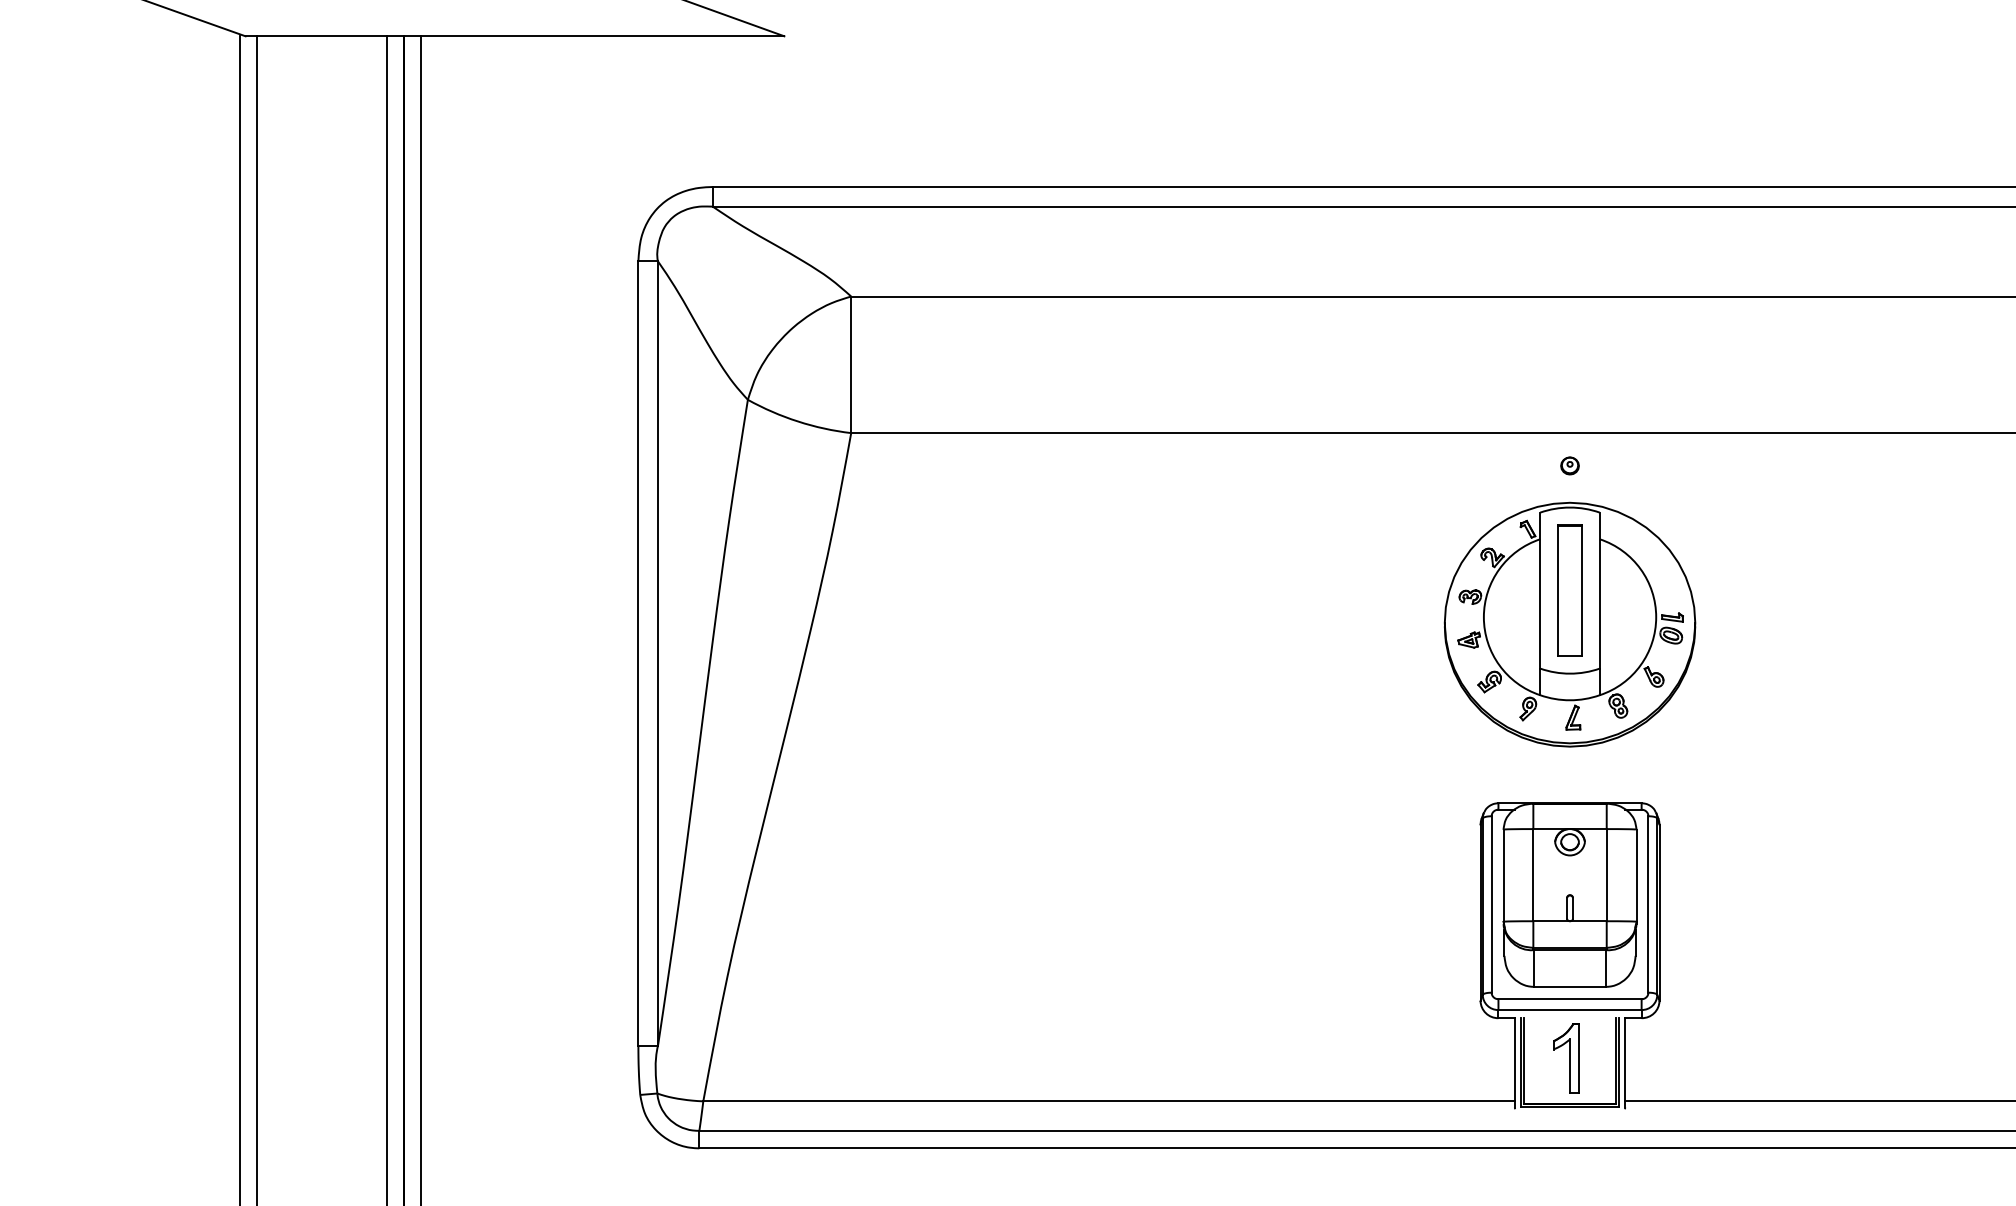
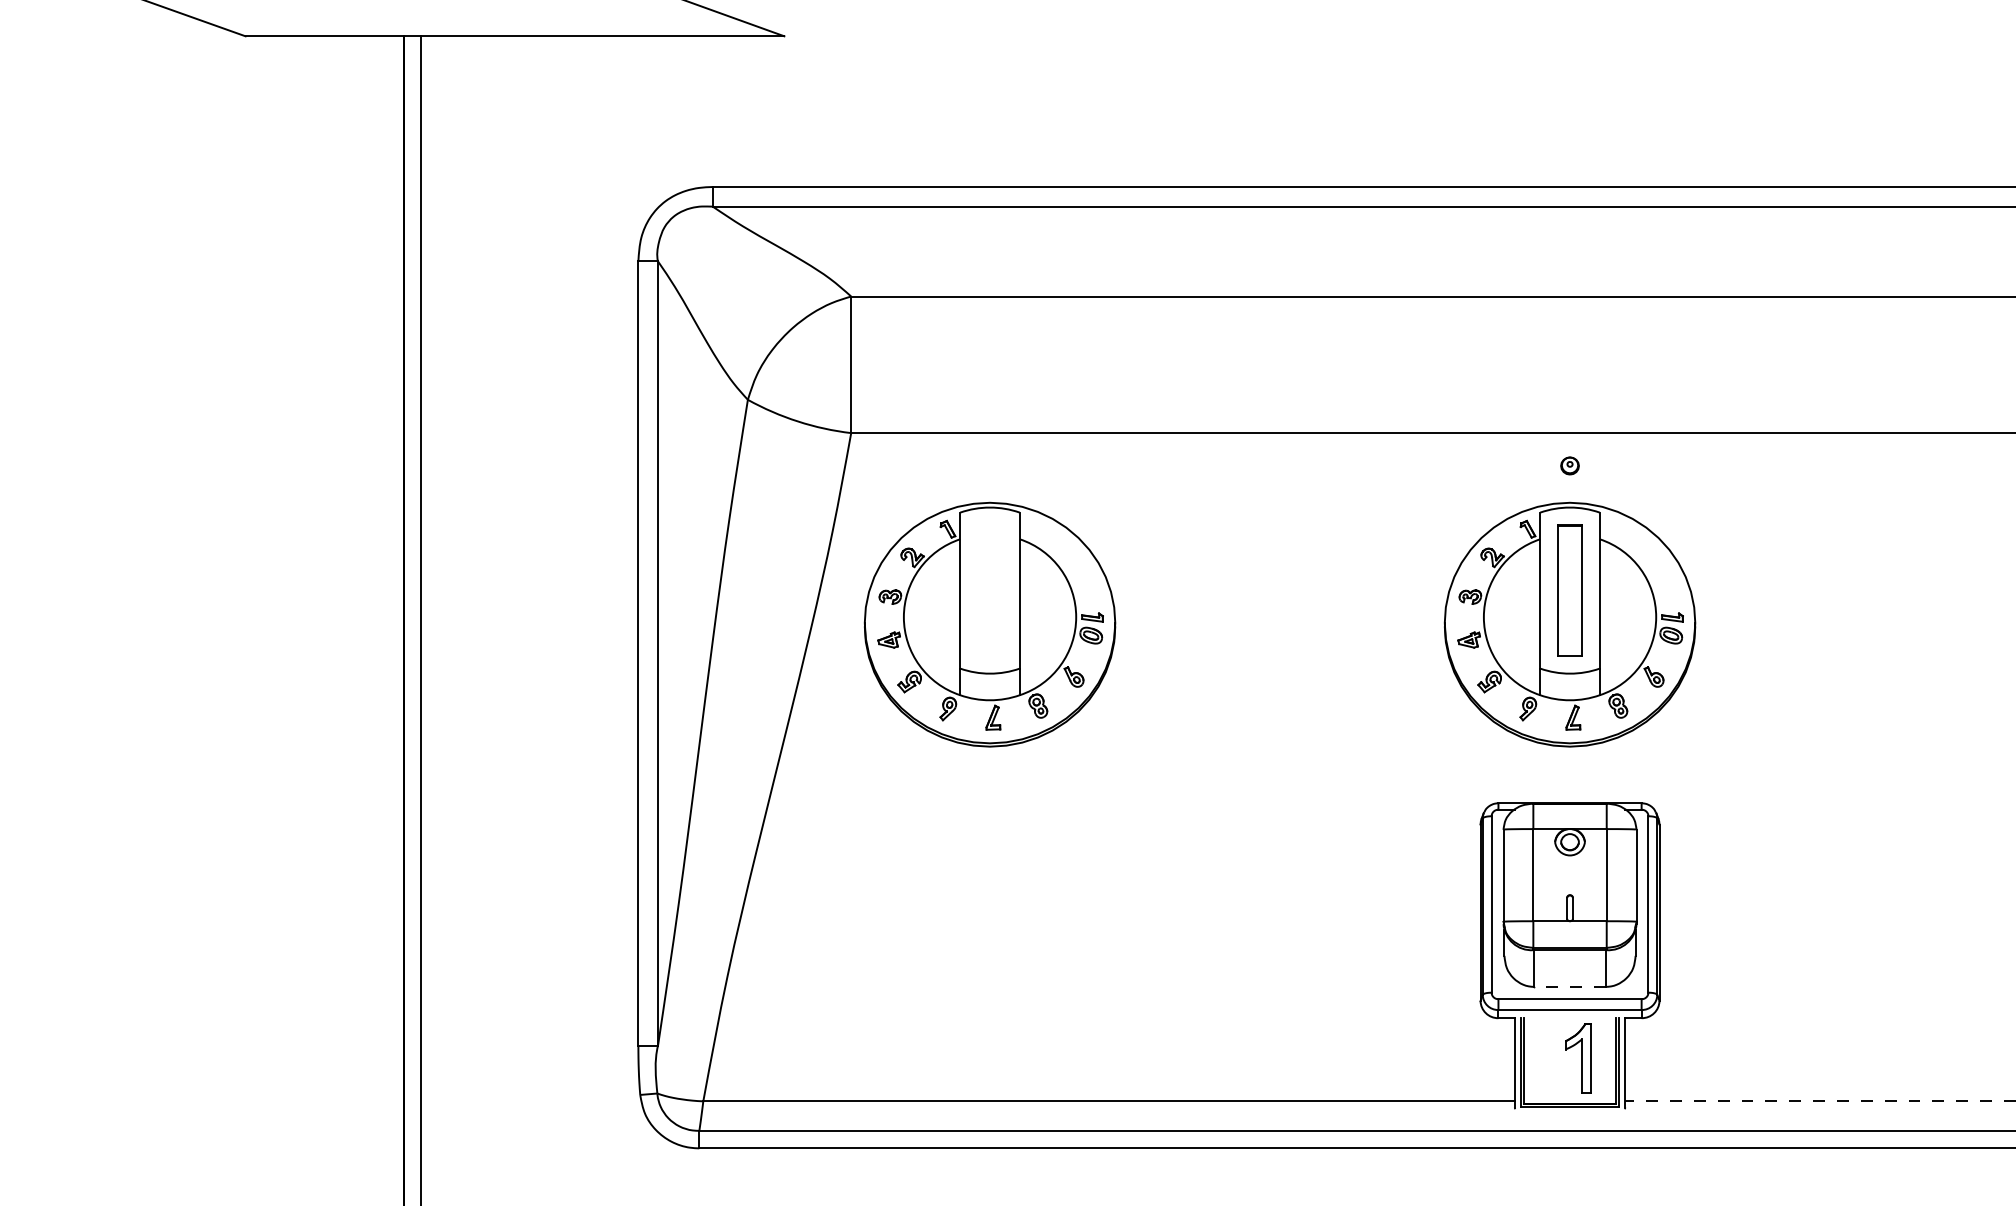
line: present -> none (239, 619)
line: present -> none (256, 619)
line: present -> none (387, 619)
part: none -> present (989, 624)
line: solid -> dashed (1570, 986)
part position: (1566, 1058) -> (1578, 1058) (1578, 1058)
line: solid -> dashed (1819, 1101)
